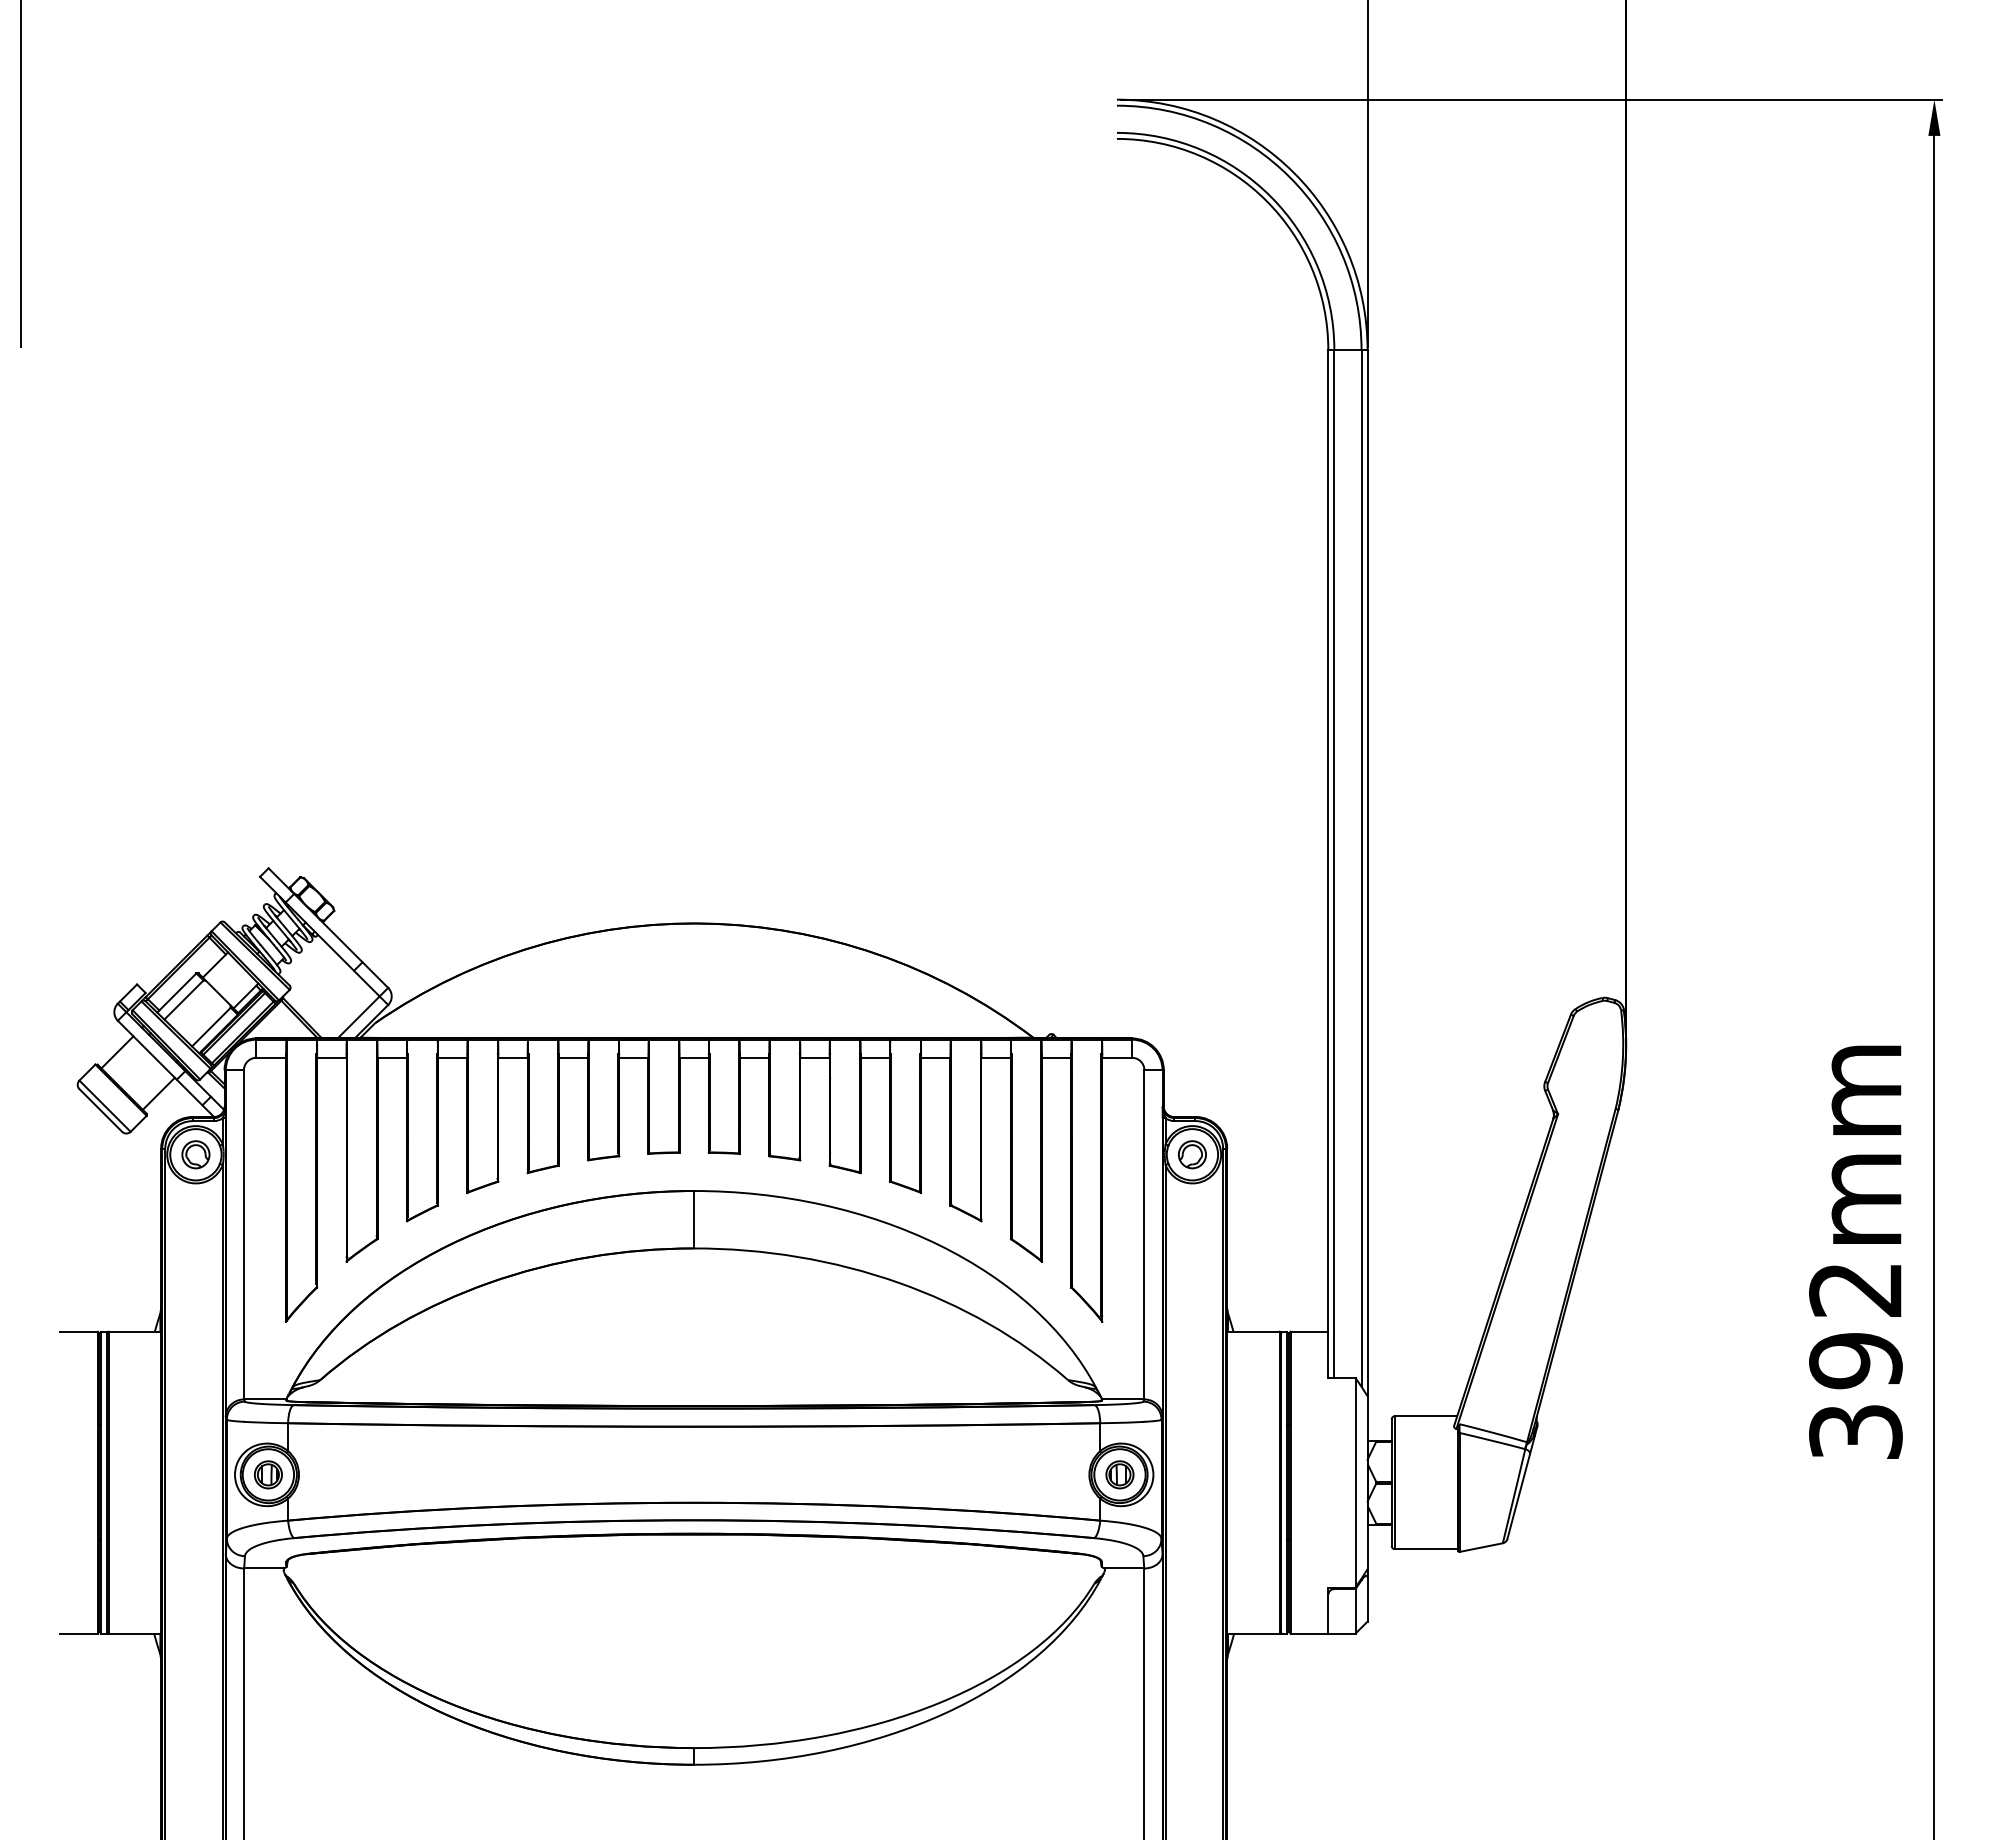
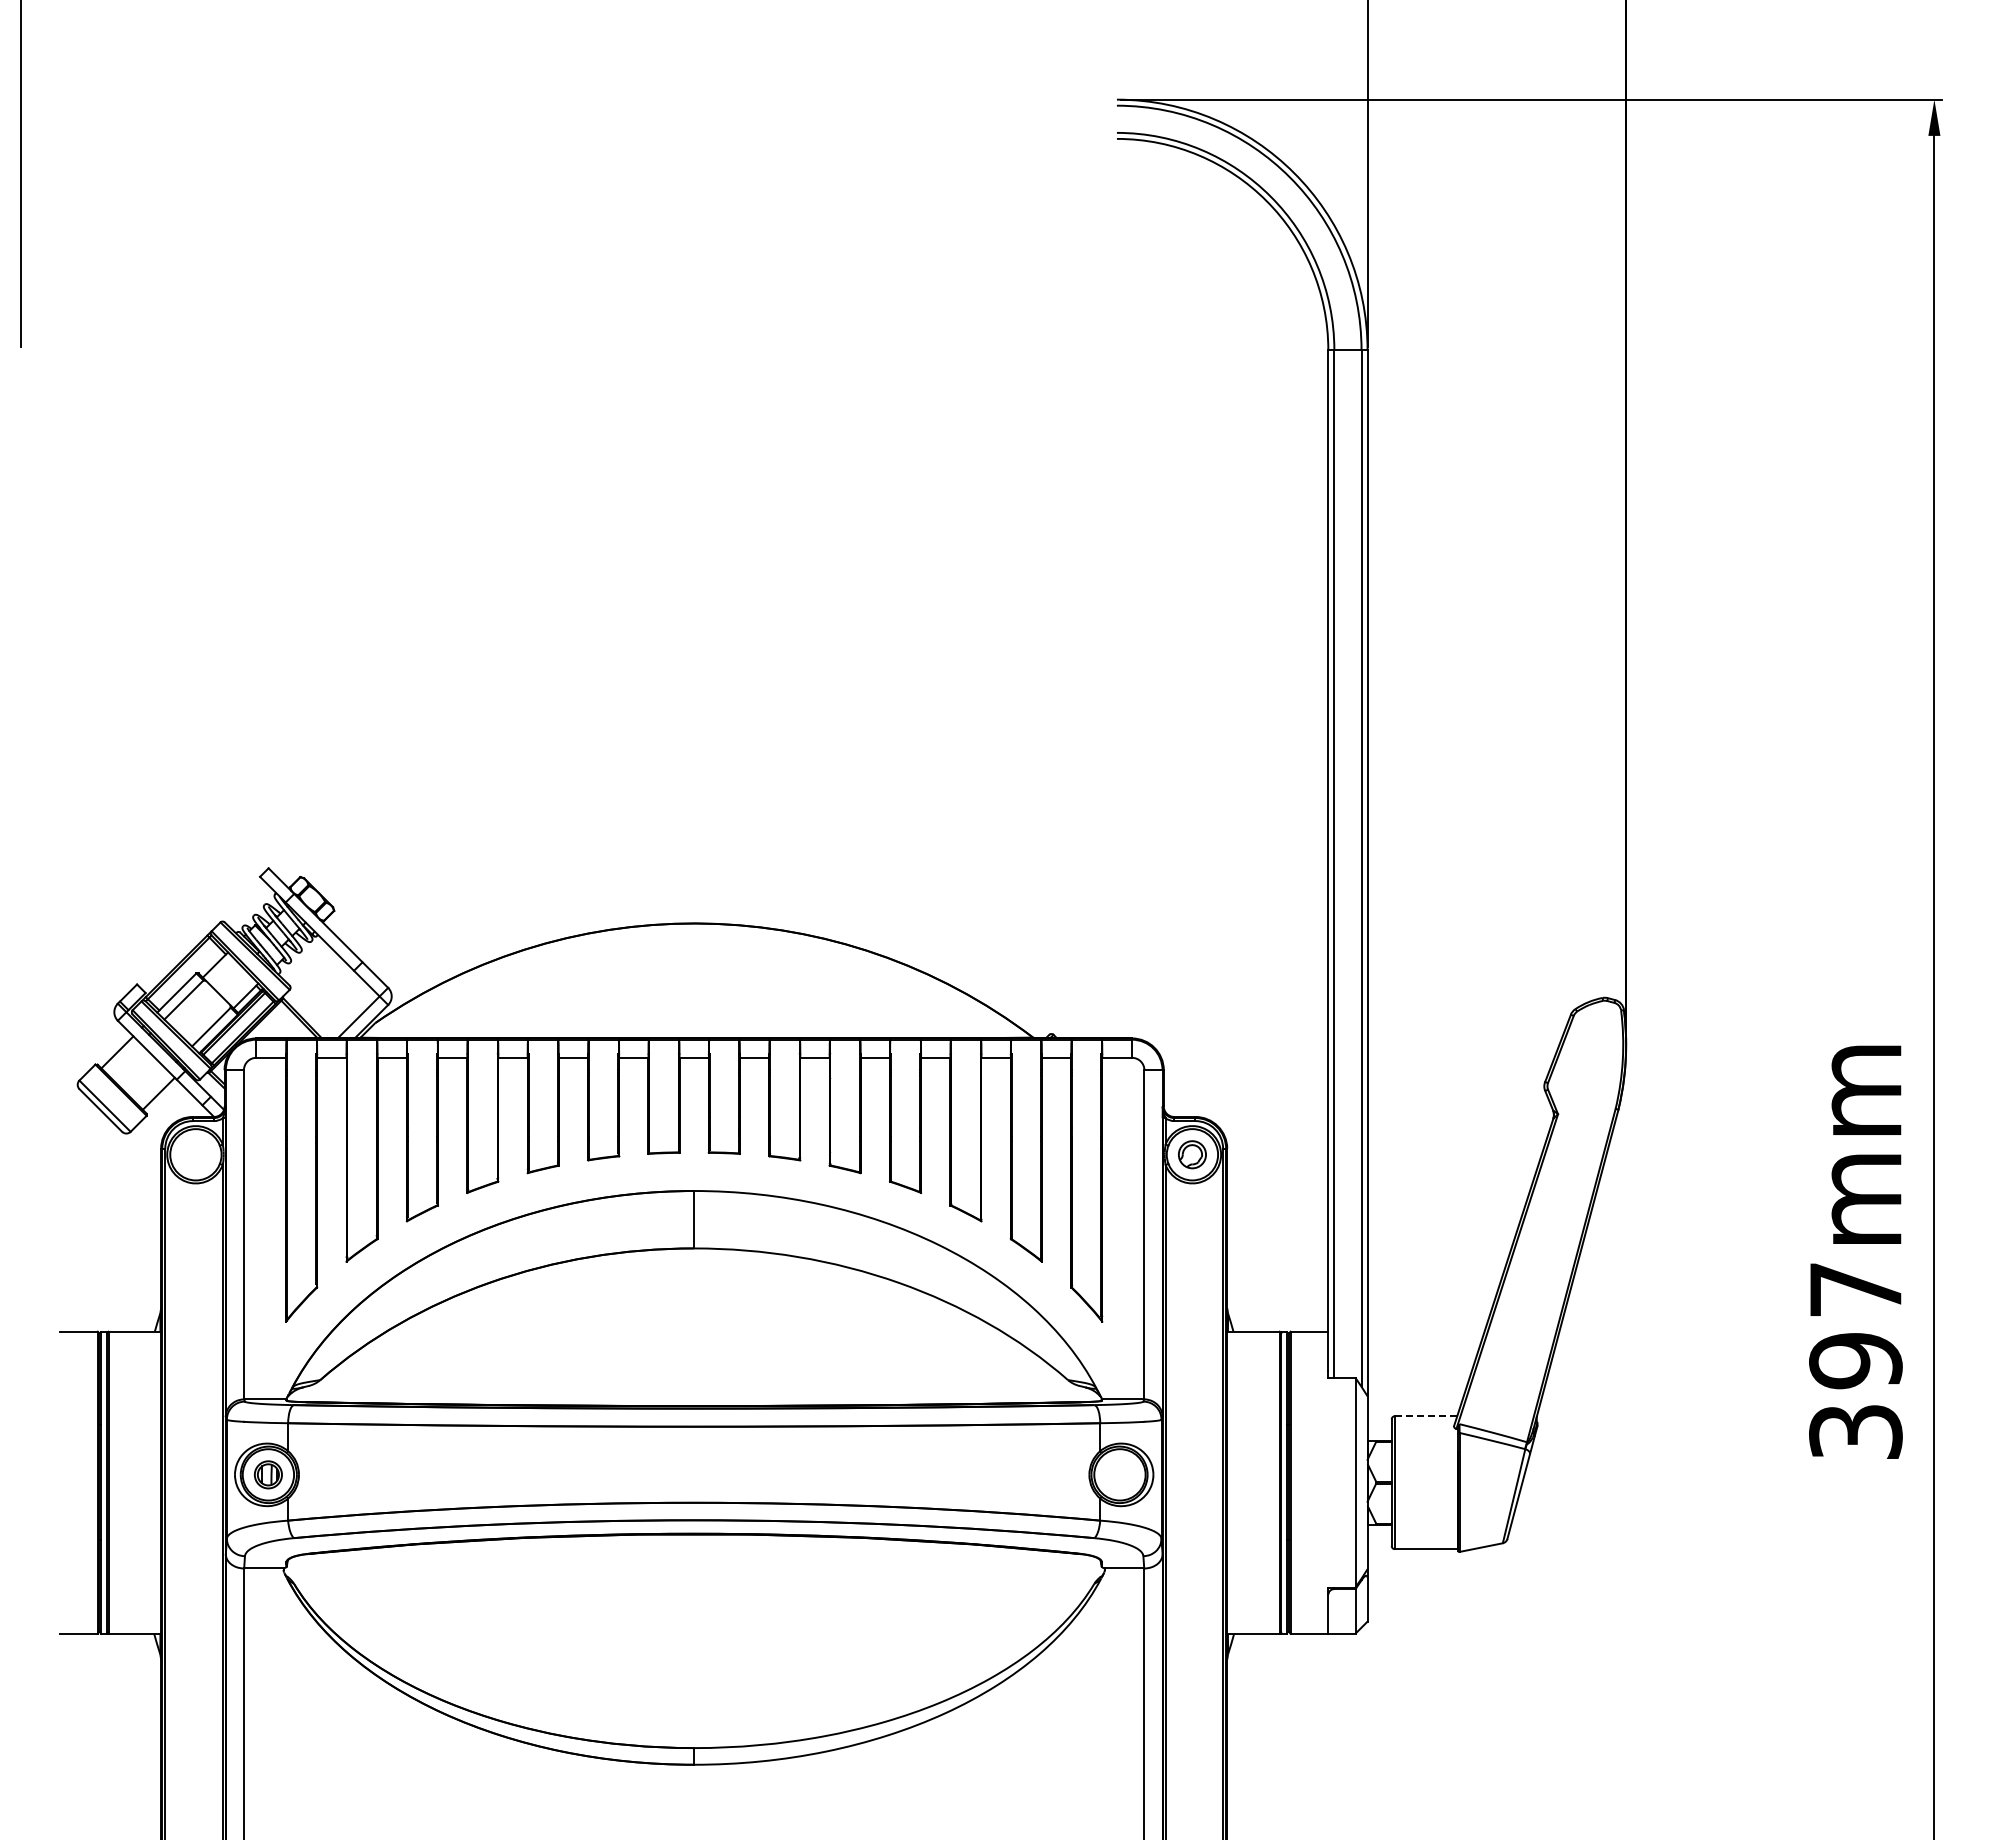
part: present -> none (195, 1154)
text: 392mm -> 397mm (1855, 1289)
line: solid -> dashed (1425, 1416)
part: present -> none (1119, 1474)
